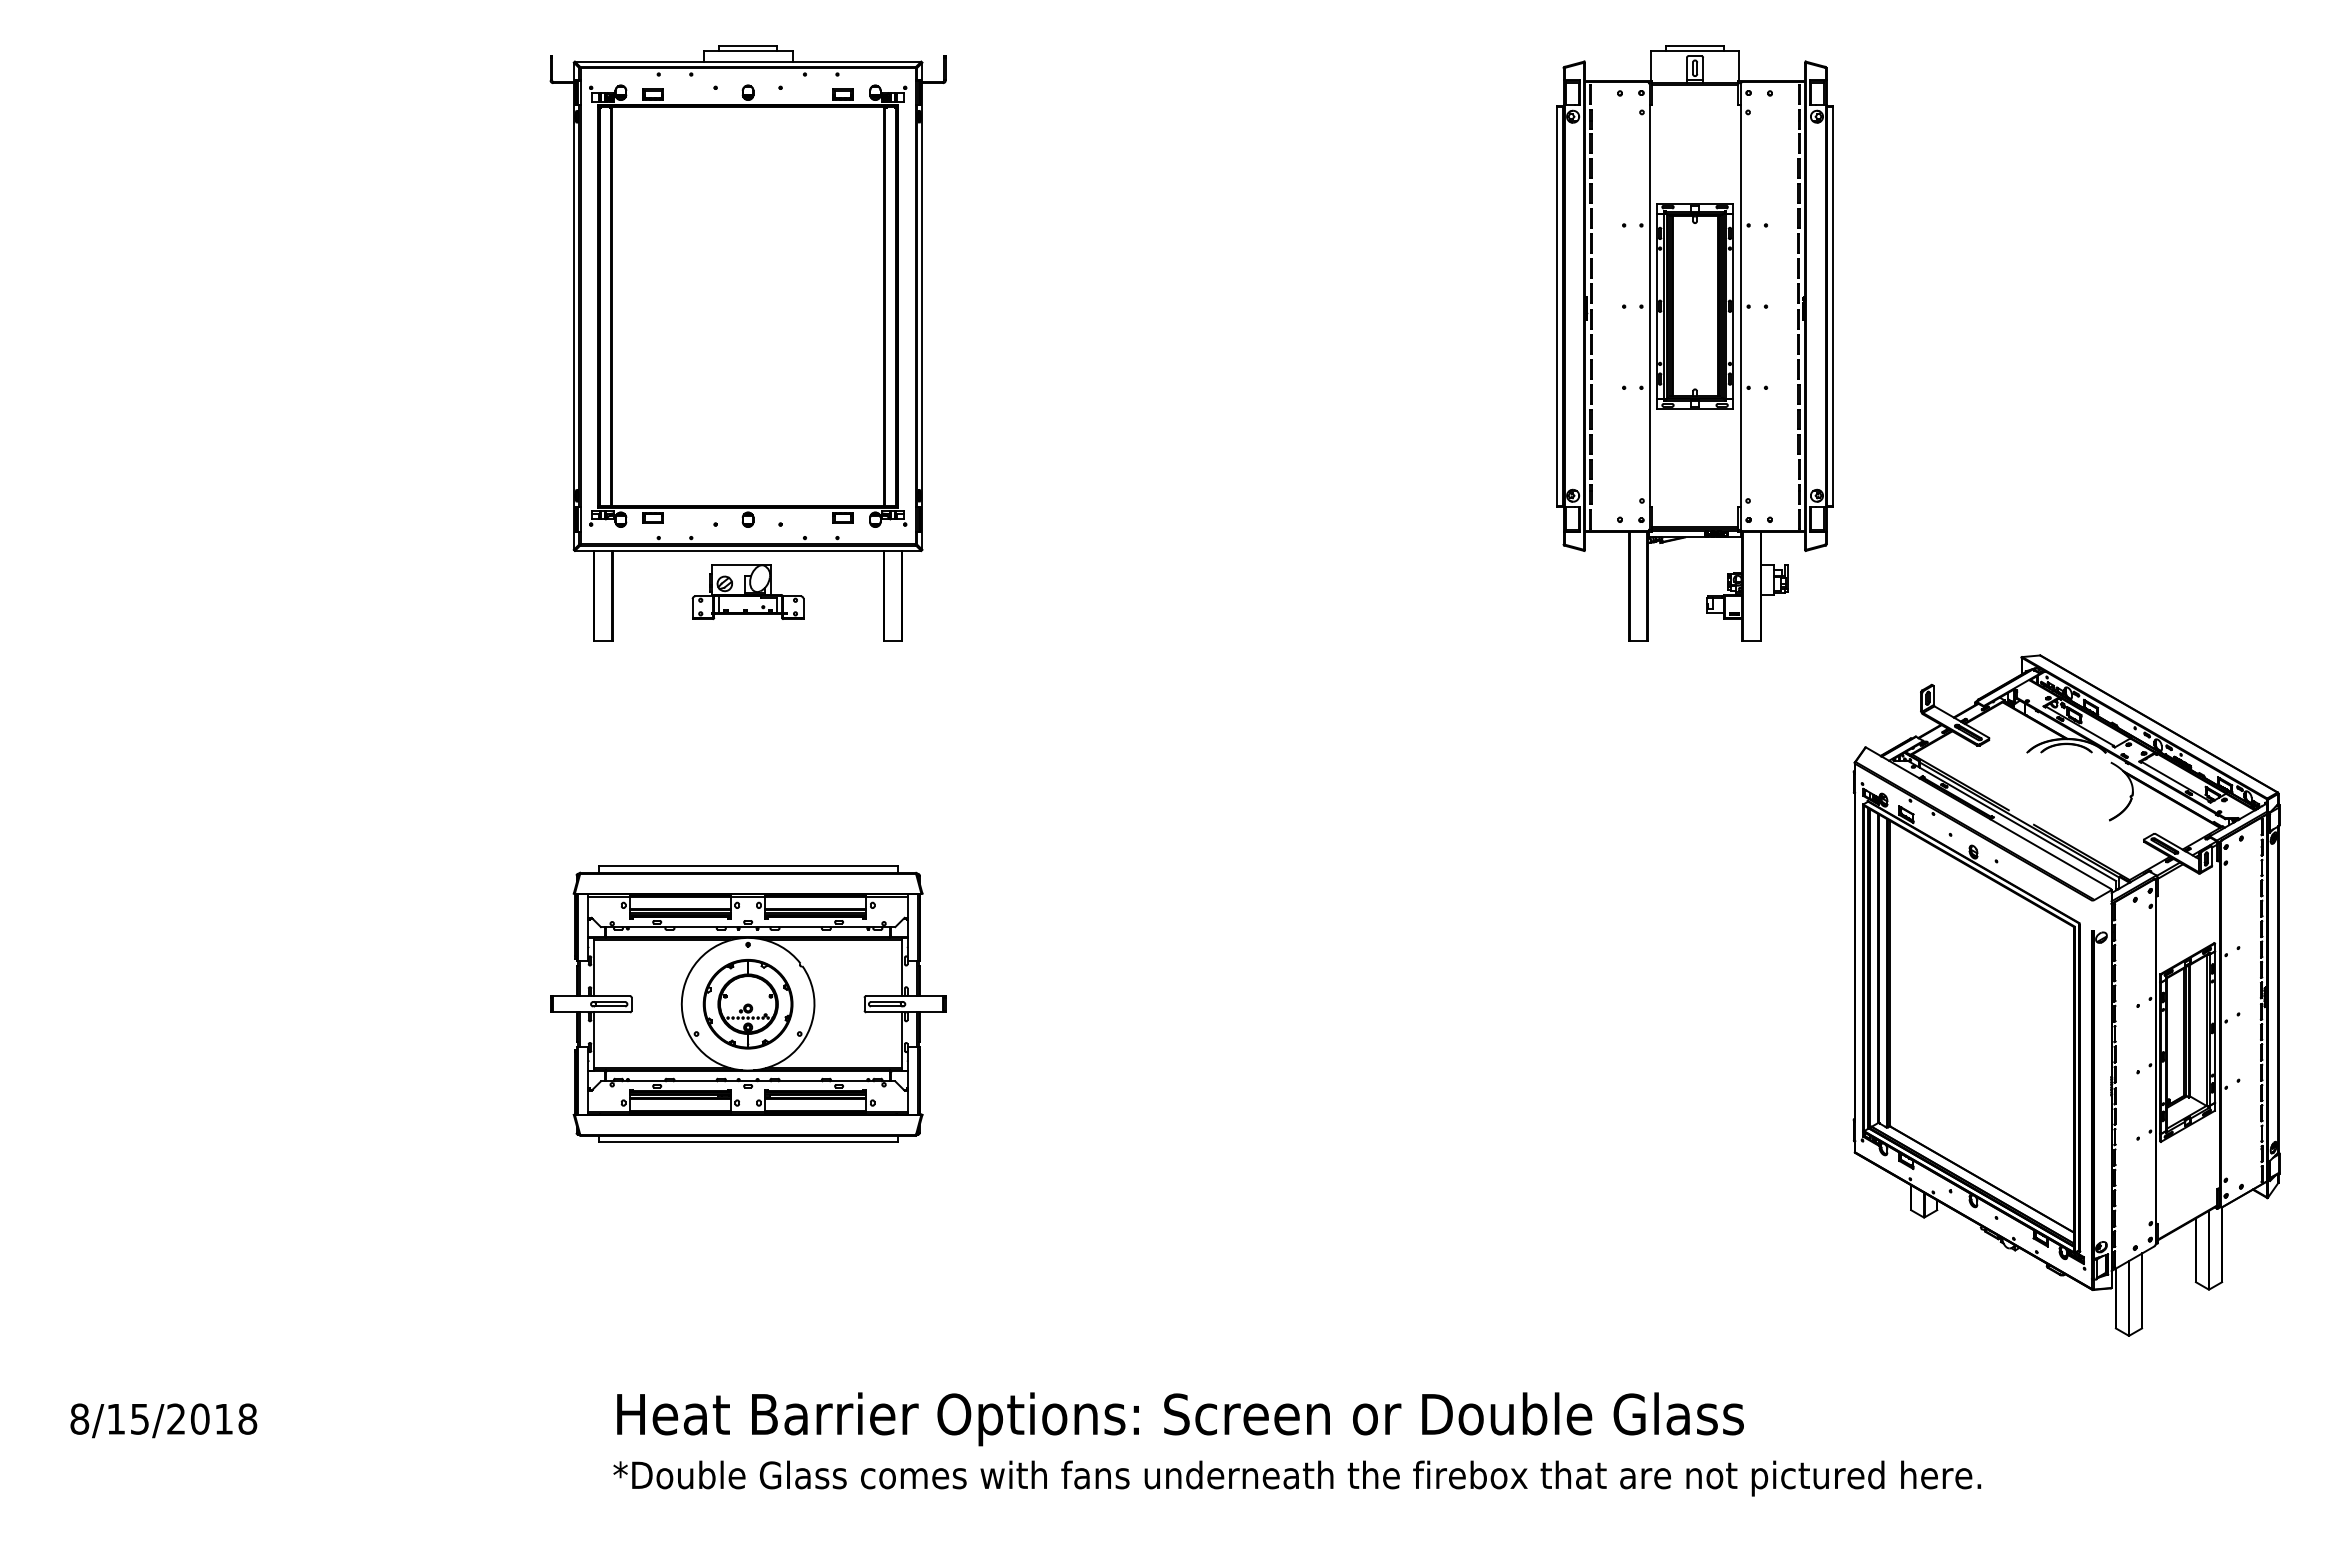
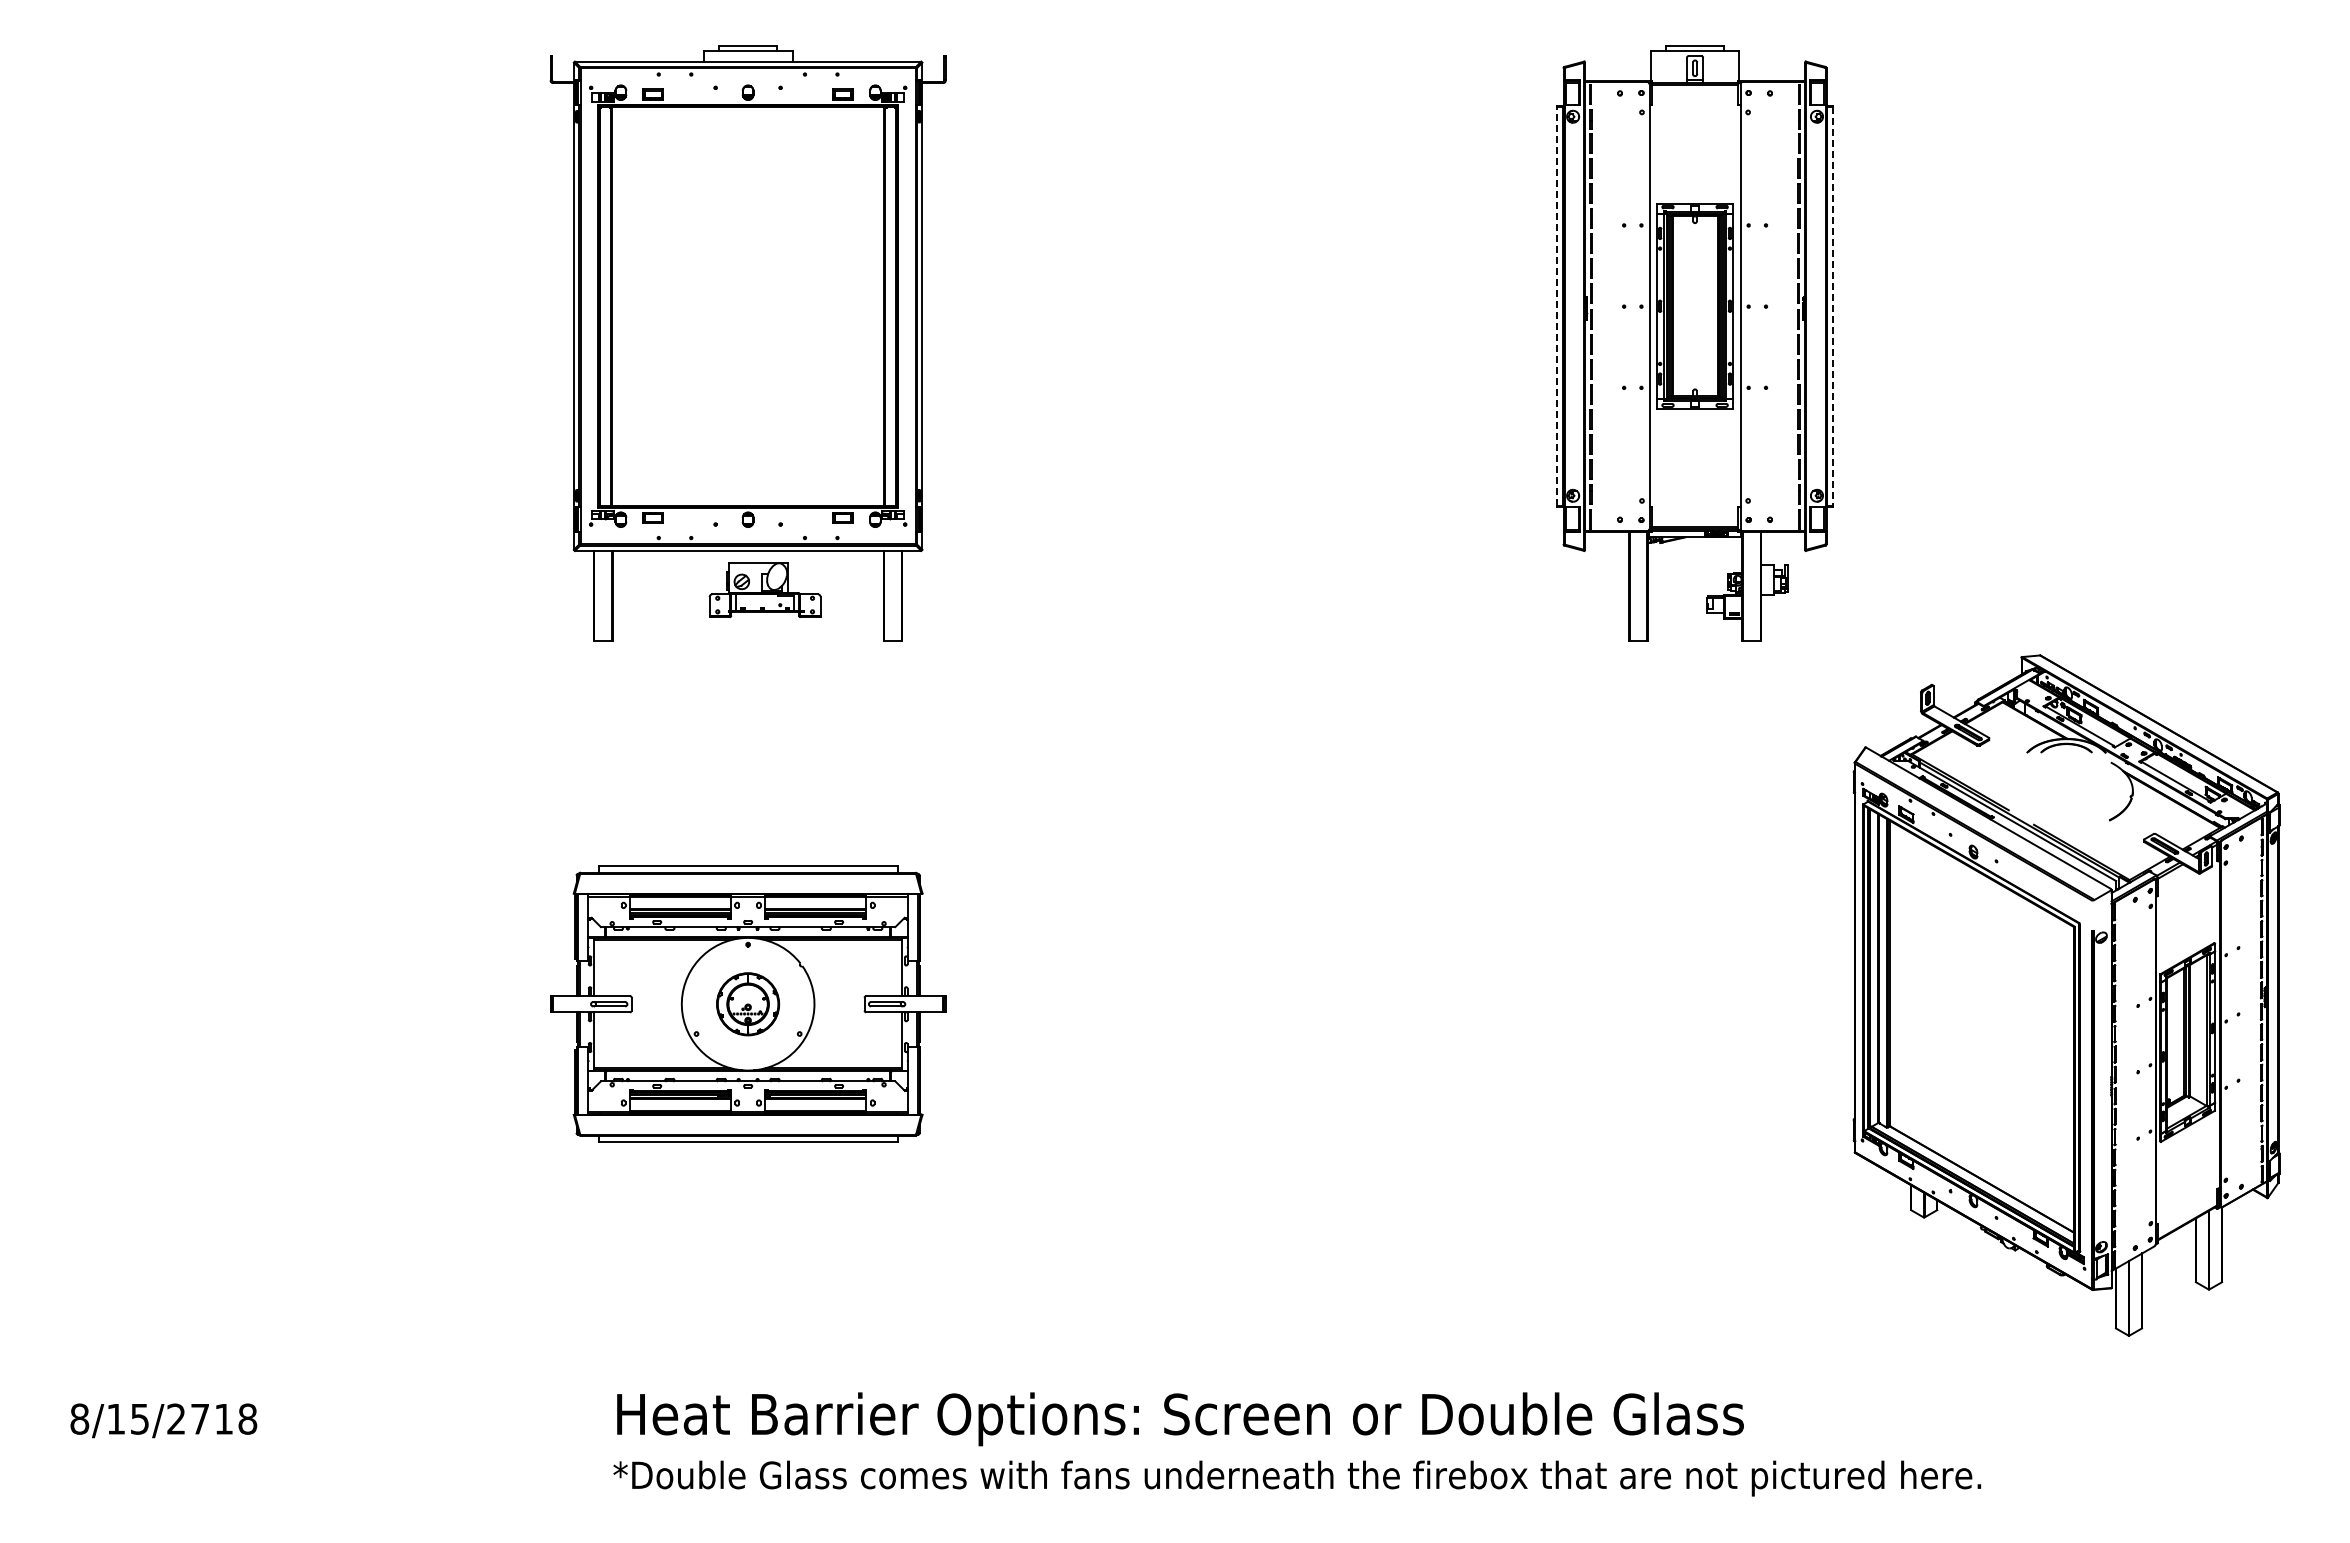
line: solid -> dashed (1557, 305)
line: solid -> dashed (1833, 306)
part position: (747, 591) -> (764, 589) (764, 589)
part size: 92x91 px -> 65x65 px (748, 1004)
text: 8/15/2018 -> 8/15/2718 (199, 1418)
